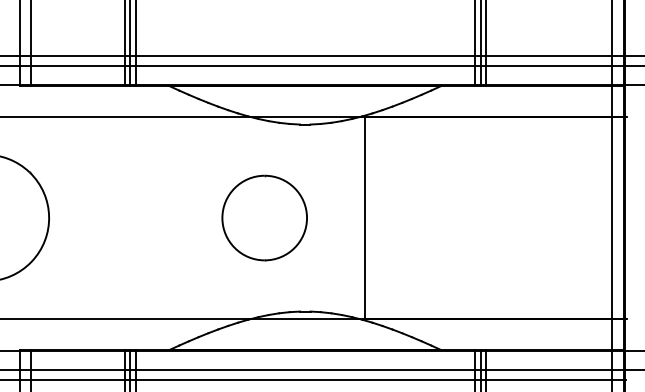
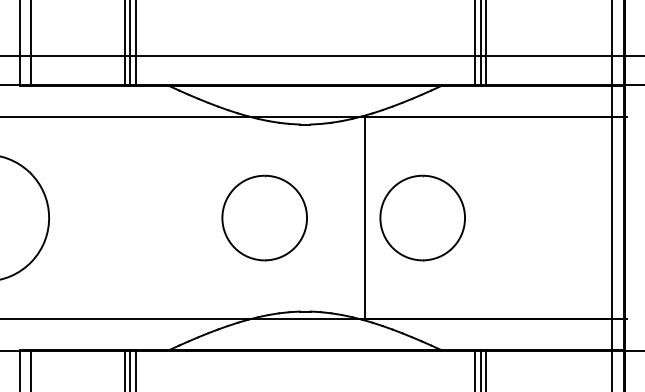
line: present -> none (321, 65)
part: none -> present (422, 217)
line: present -> none (321, 370)
line: present -> none (313, 379)
